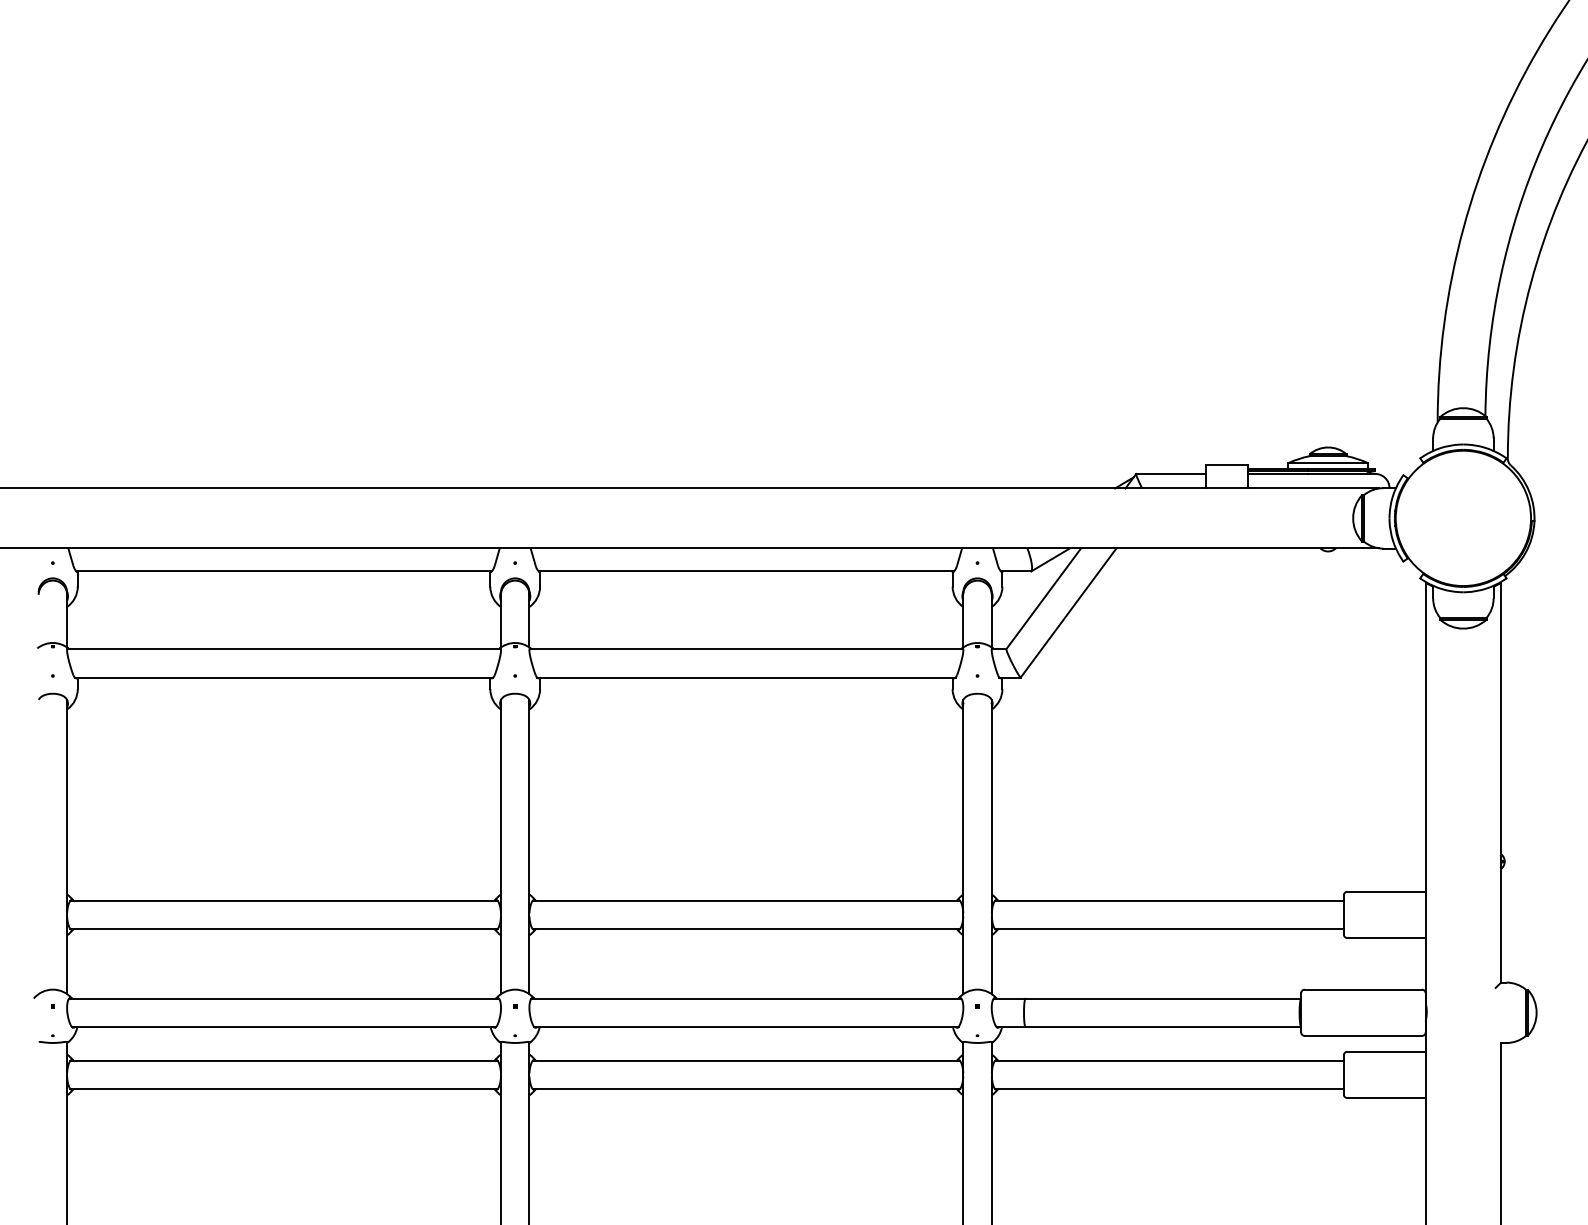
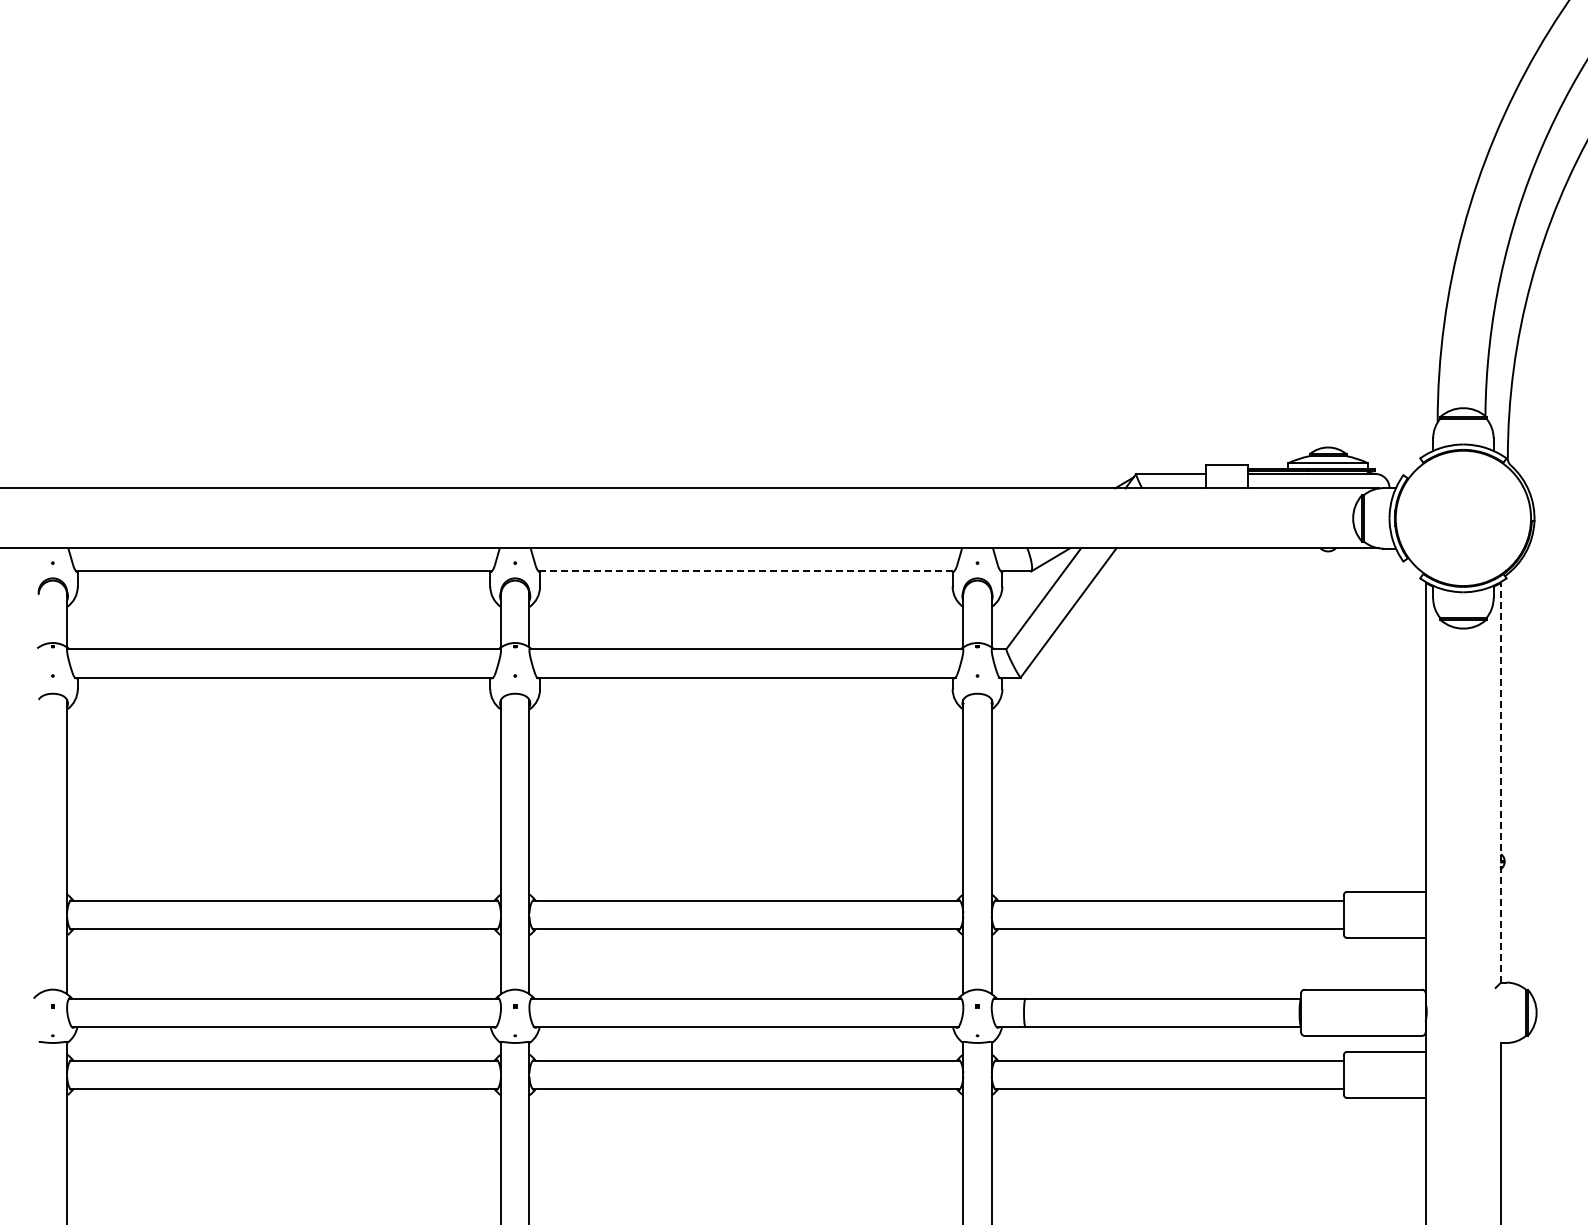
line: solid -> dashed (746, 571)
line: solid -> dashed (1501, 782)
